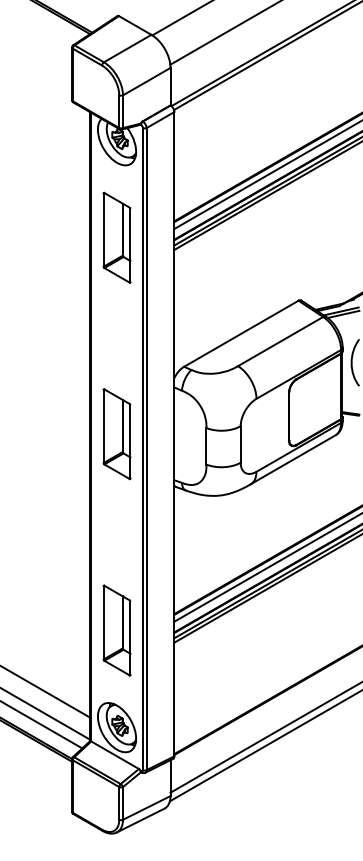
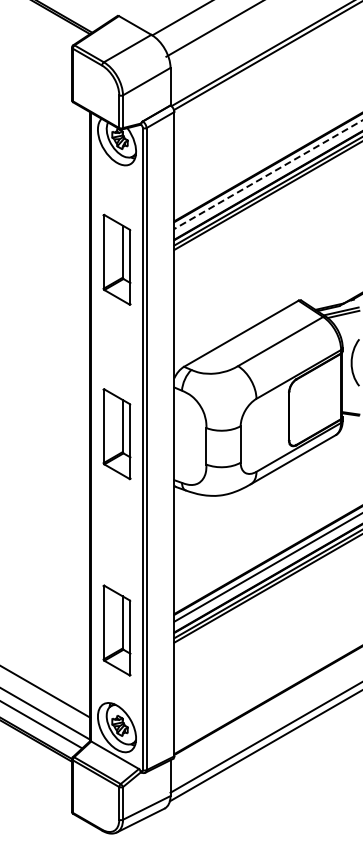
line position: (224, 33) -> (213, 29) (213, 29)
line: solid -> dashed (267, 175)
part position: (116, 237) -> (116, 259) (116, 259)
